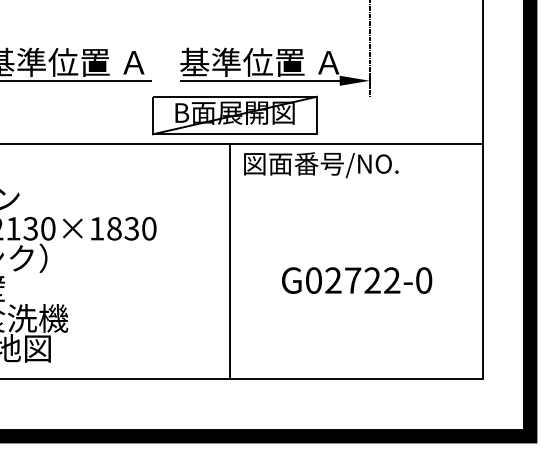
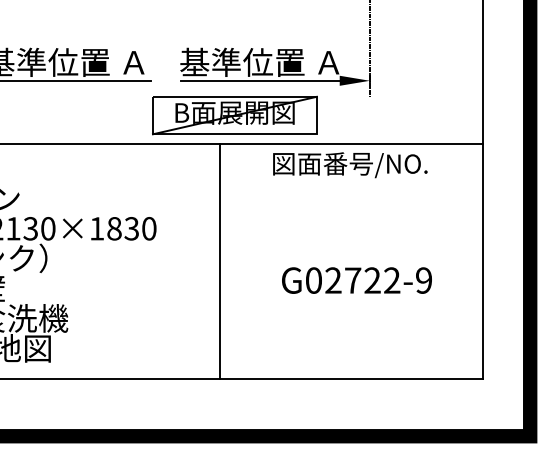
text position: (321, 165) -> (350, 165) (350, 165)
line position: (230, 261) -> (220, 261) (220, 261)
text: G02722-0 -> G02722-9 (424, 280)
